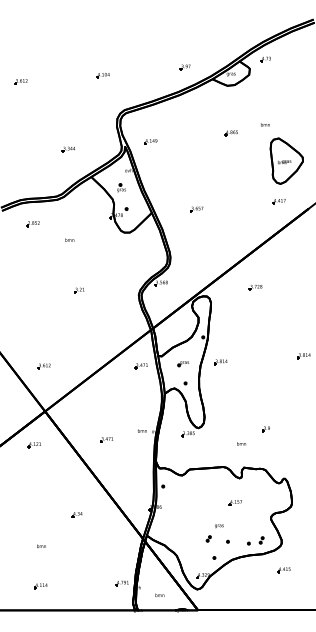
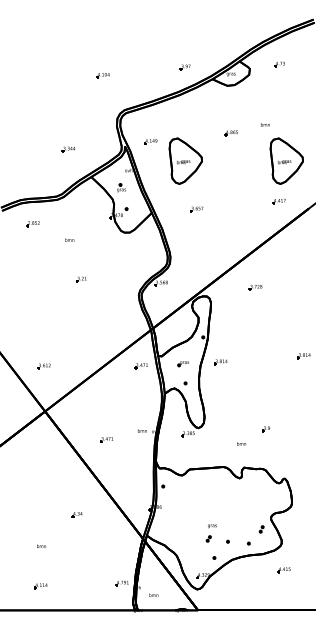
part position: (265, 59) -> (279, 64) (279, 64)
part: present -> none (20, 81)
part: none -> present (185, 160)
part position: (79, 290) -> (81, 279) (81, 279)
part: present -> none (33, 445)
part: present -> none (234, 502)
text position: (219, 526) -> (212, 526) (212, 526)
part position: (261, 540) -> (261, 529) (261, 529)
text position: (159, 594) -> (153, 594) (153, 594)
